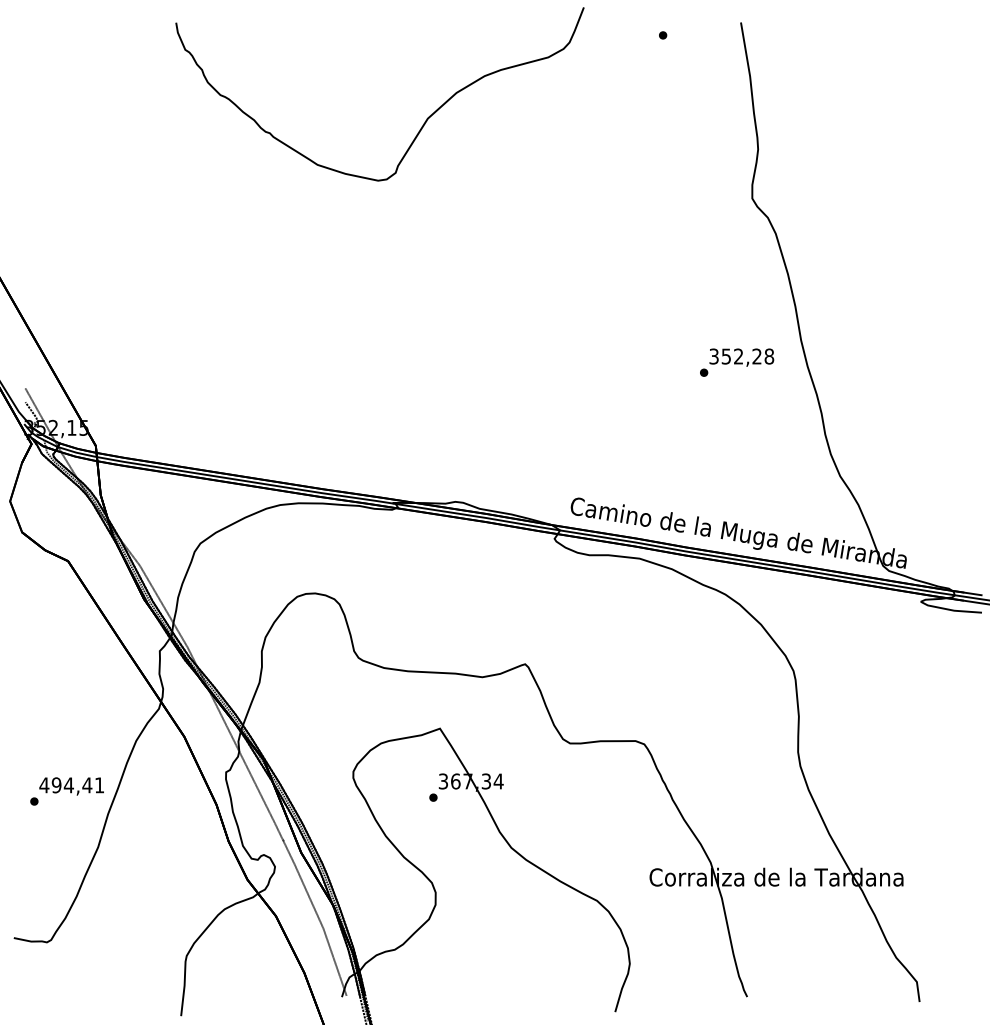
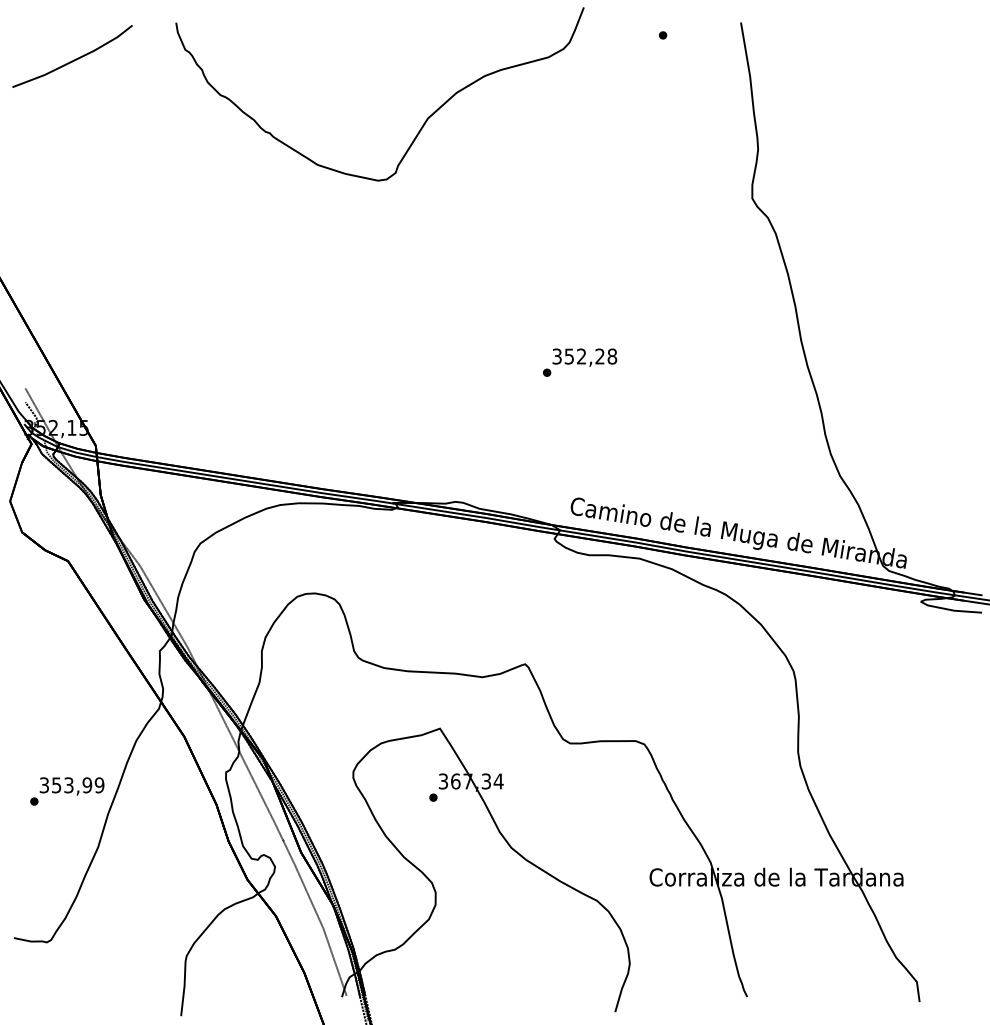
line: none -> present (73, 59)
text position: (737, 362) -> (580, 362) (580, 362)
text: 494,41 -> 353,99 (71, 785)
